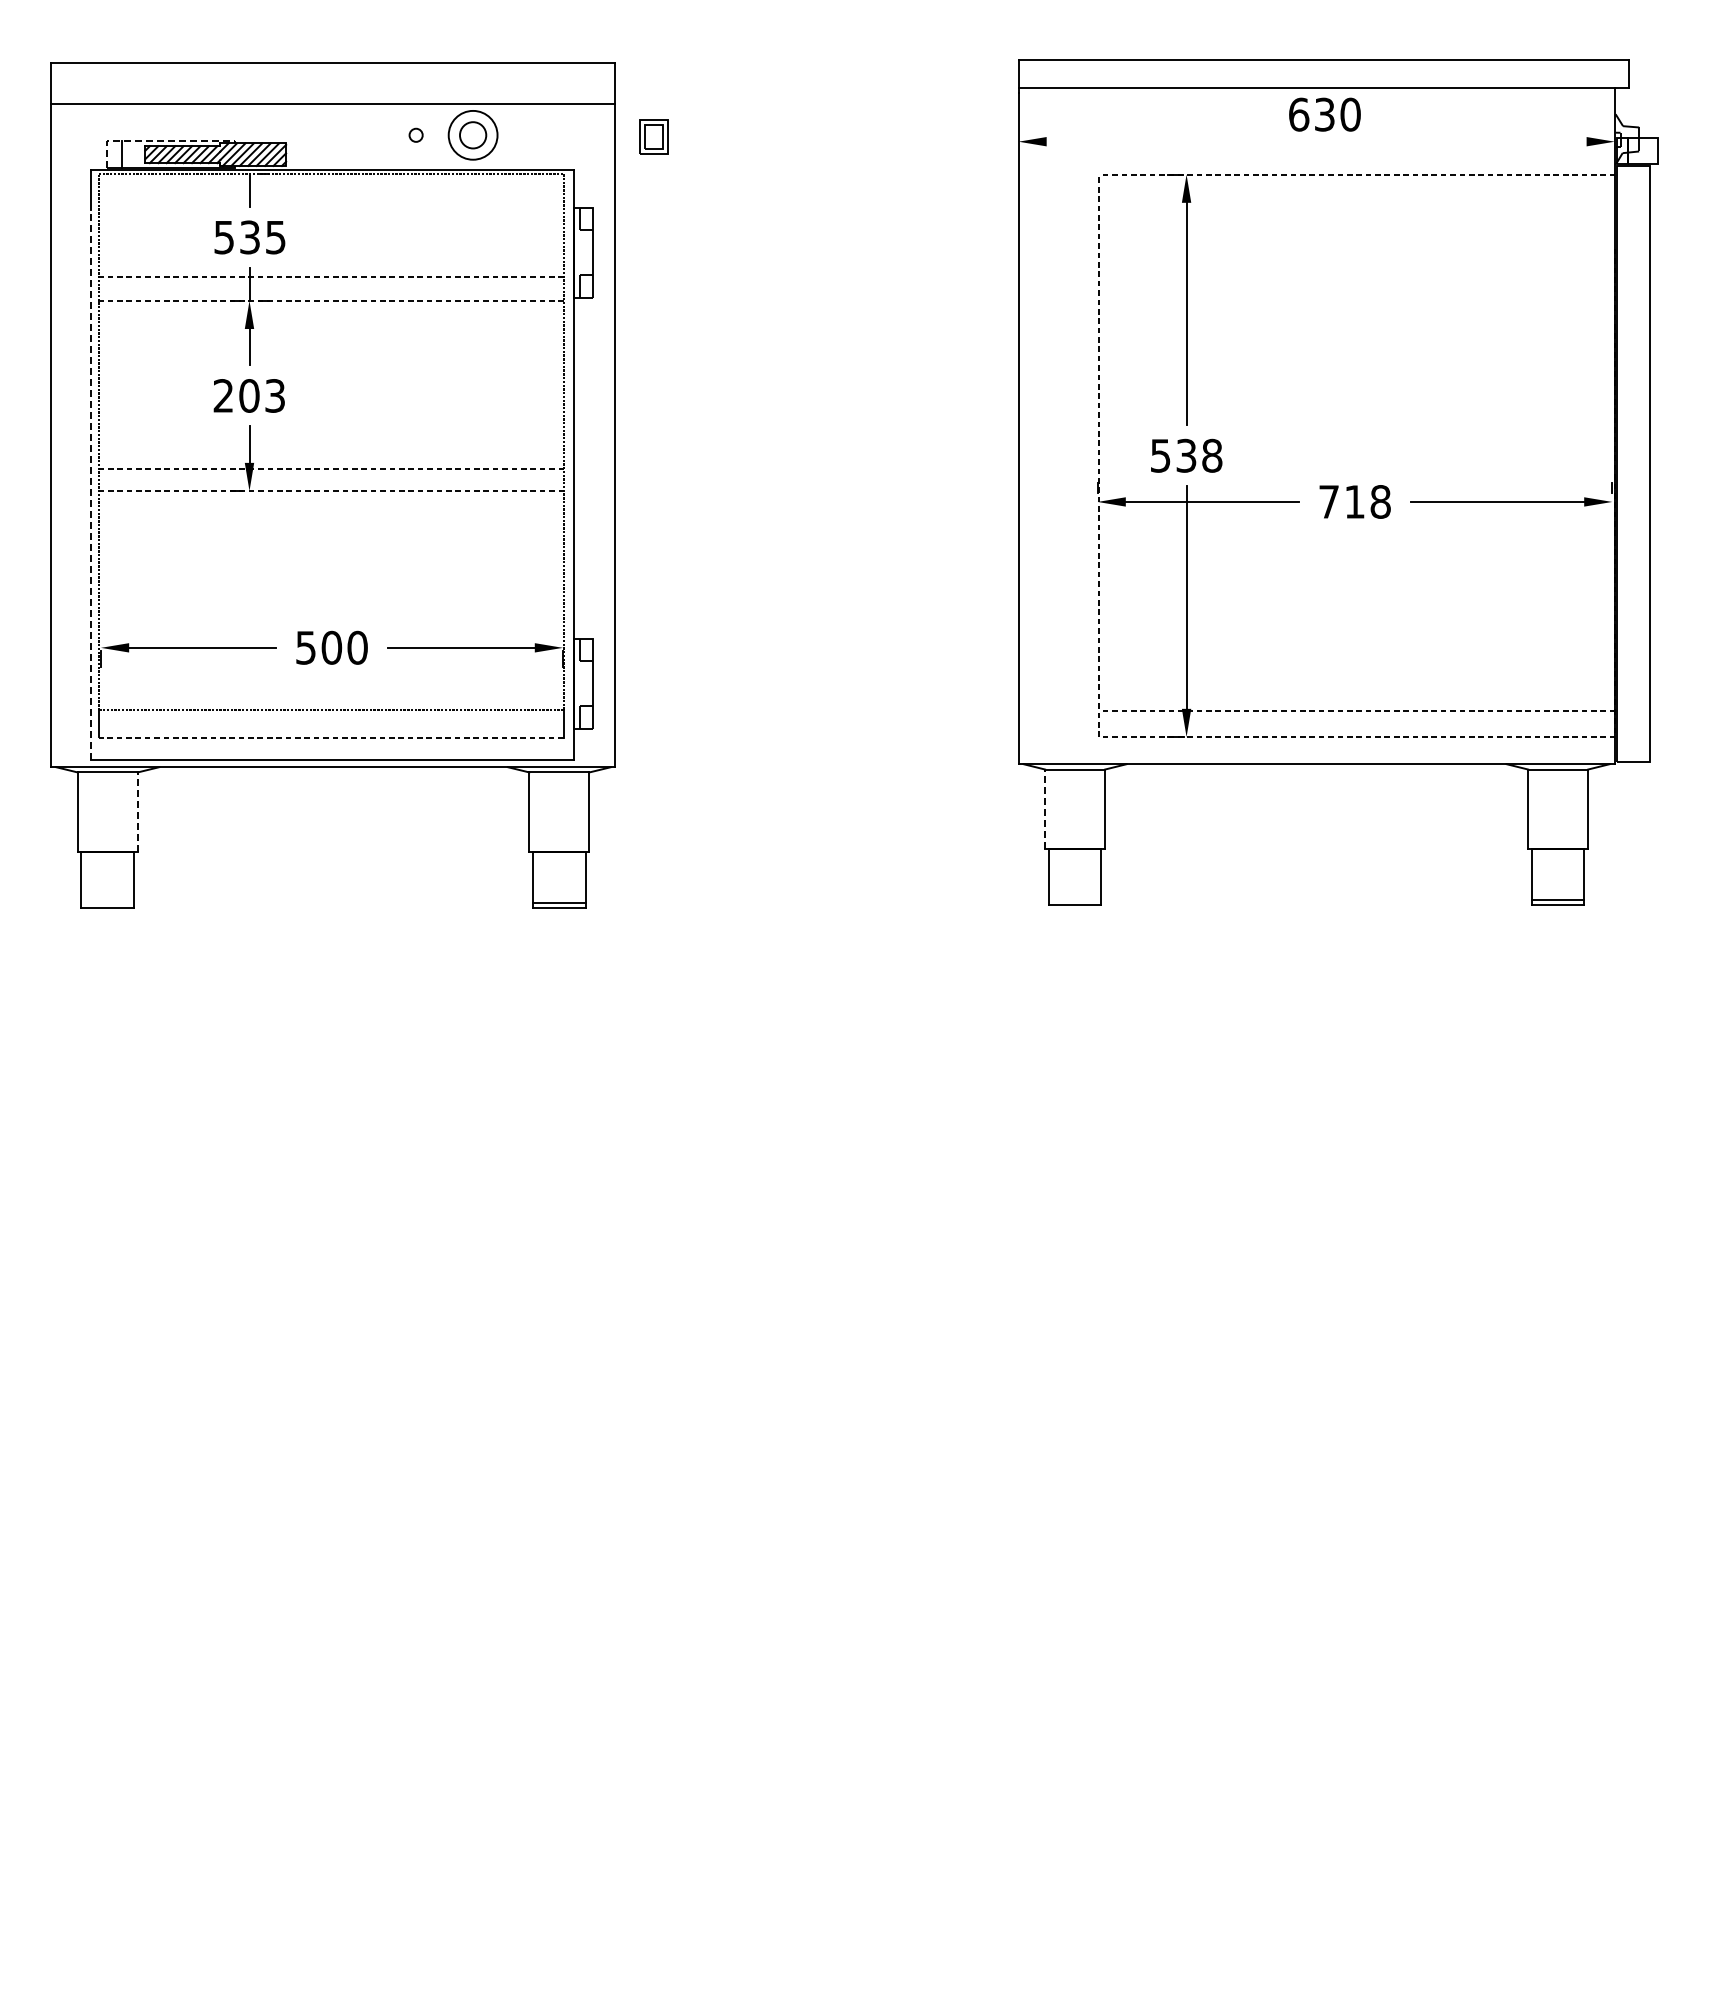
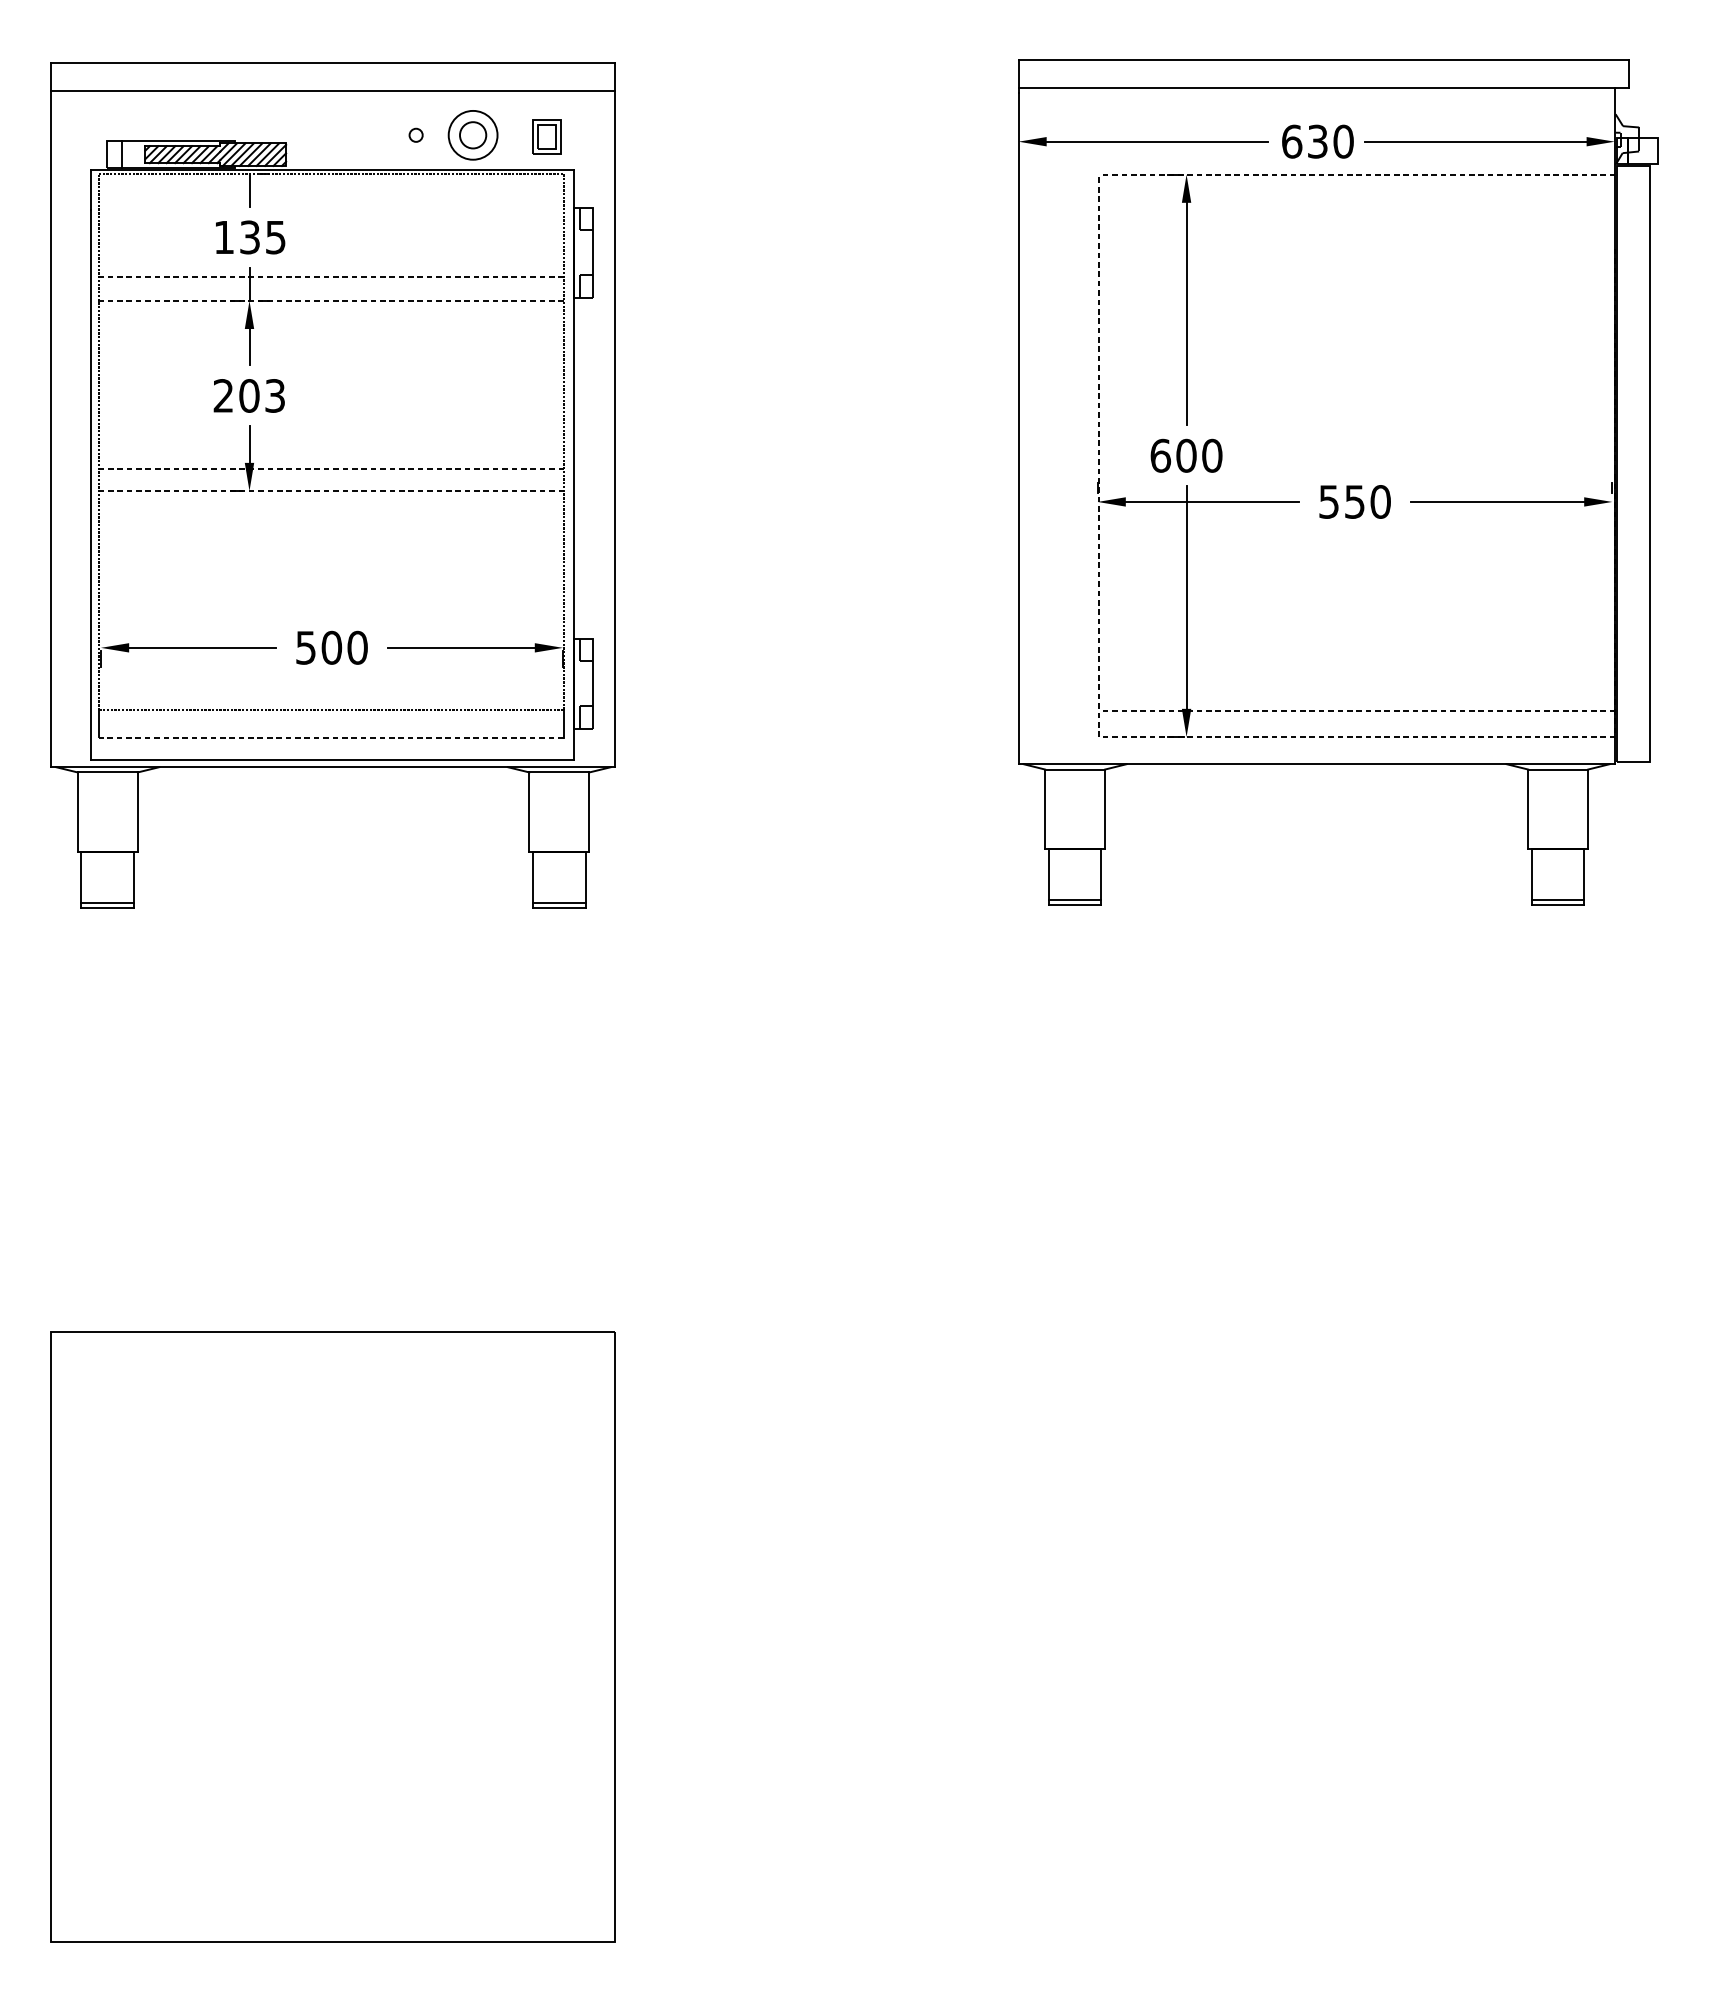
line position: (332, 104) -> (332, 91) (332, 91)
text position: (1324, 114) -> (1317, 141) (1317, 141)
part position: (653, 136) -> (546, 136) (546, 136)
line: dashed -> solid (158, 141)
line: none -> present (1157, 141)
line: none -> present (1475, 141)
text: 535 -> 135 (223, 237)
text: 538 -> 600 (1186, 455)
line: dashed -> solid (91, 485)
text: 718 -> 550 (1354, 501)
line: dashed -> solid (1045, 809)
line: dashed -> solid (137, 812)
line: none -> present (1074, 900)
line: none -> present (107, 903)
part: none -> present (332, 1636)
